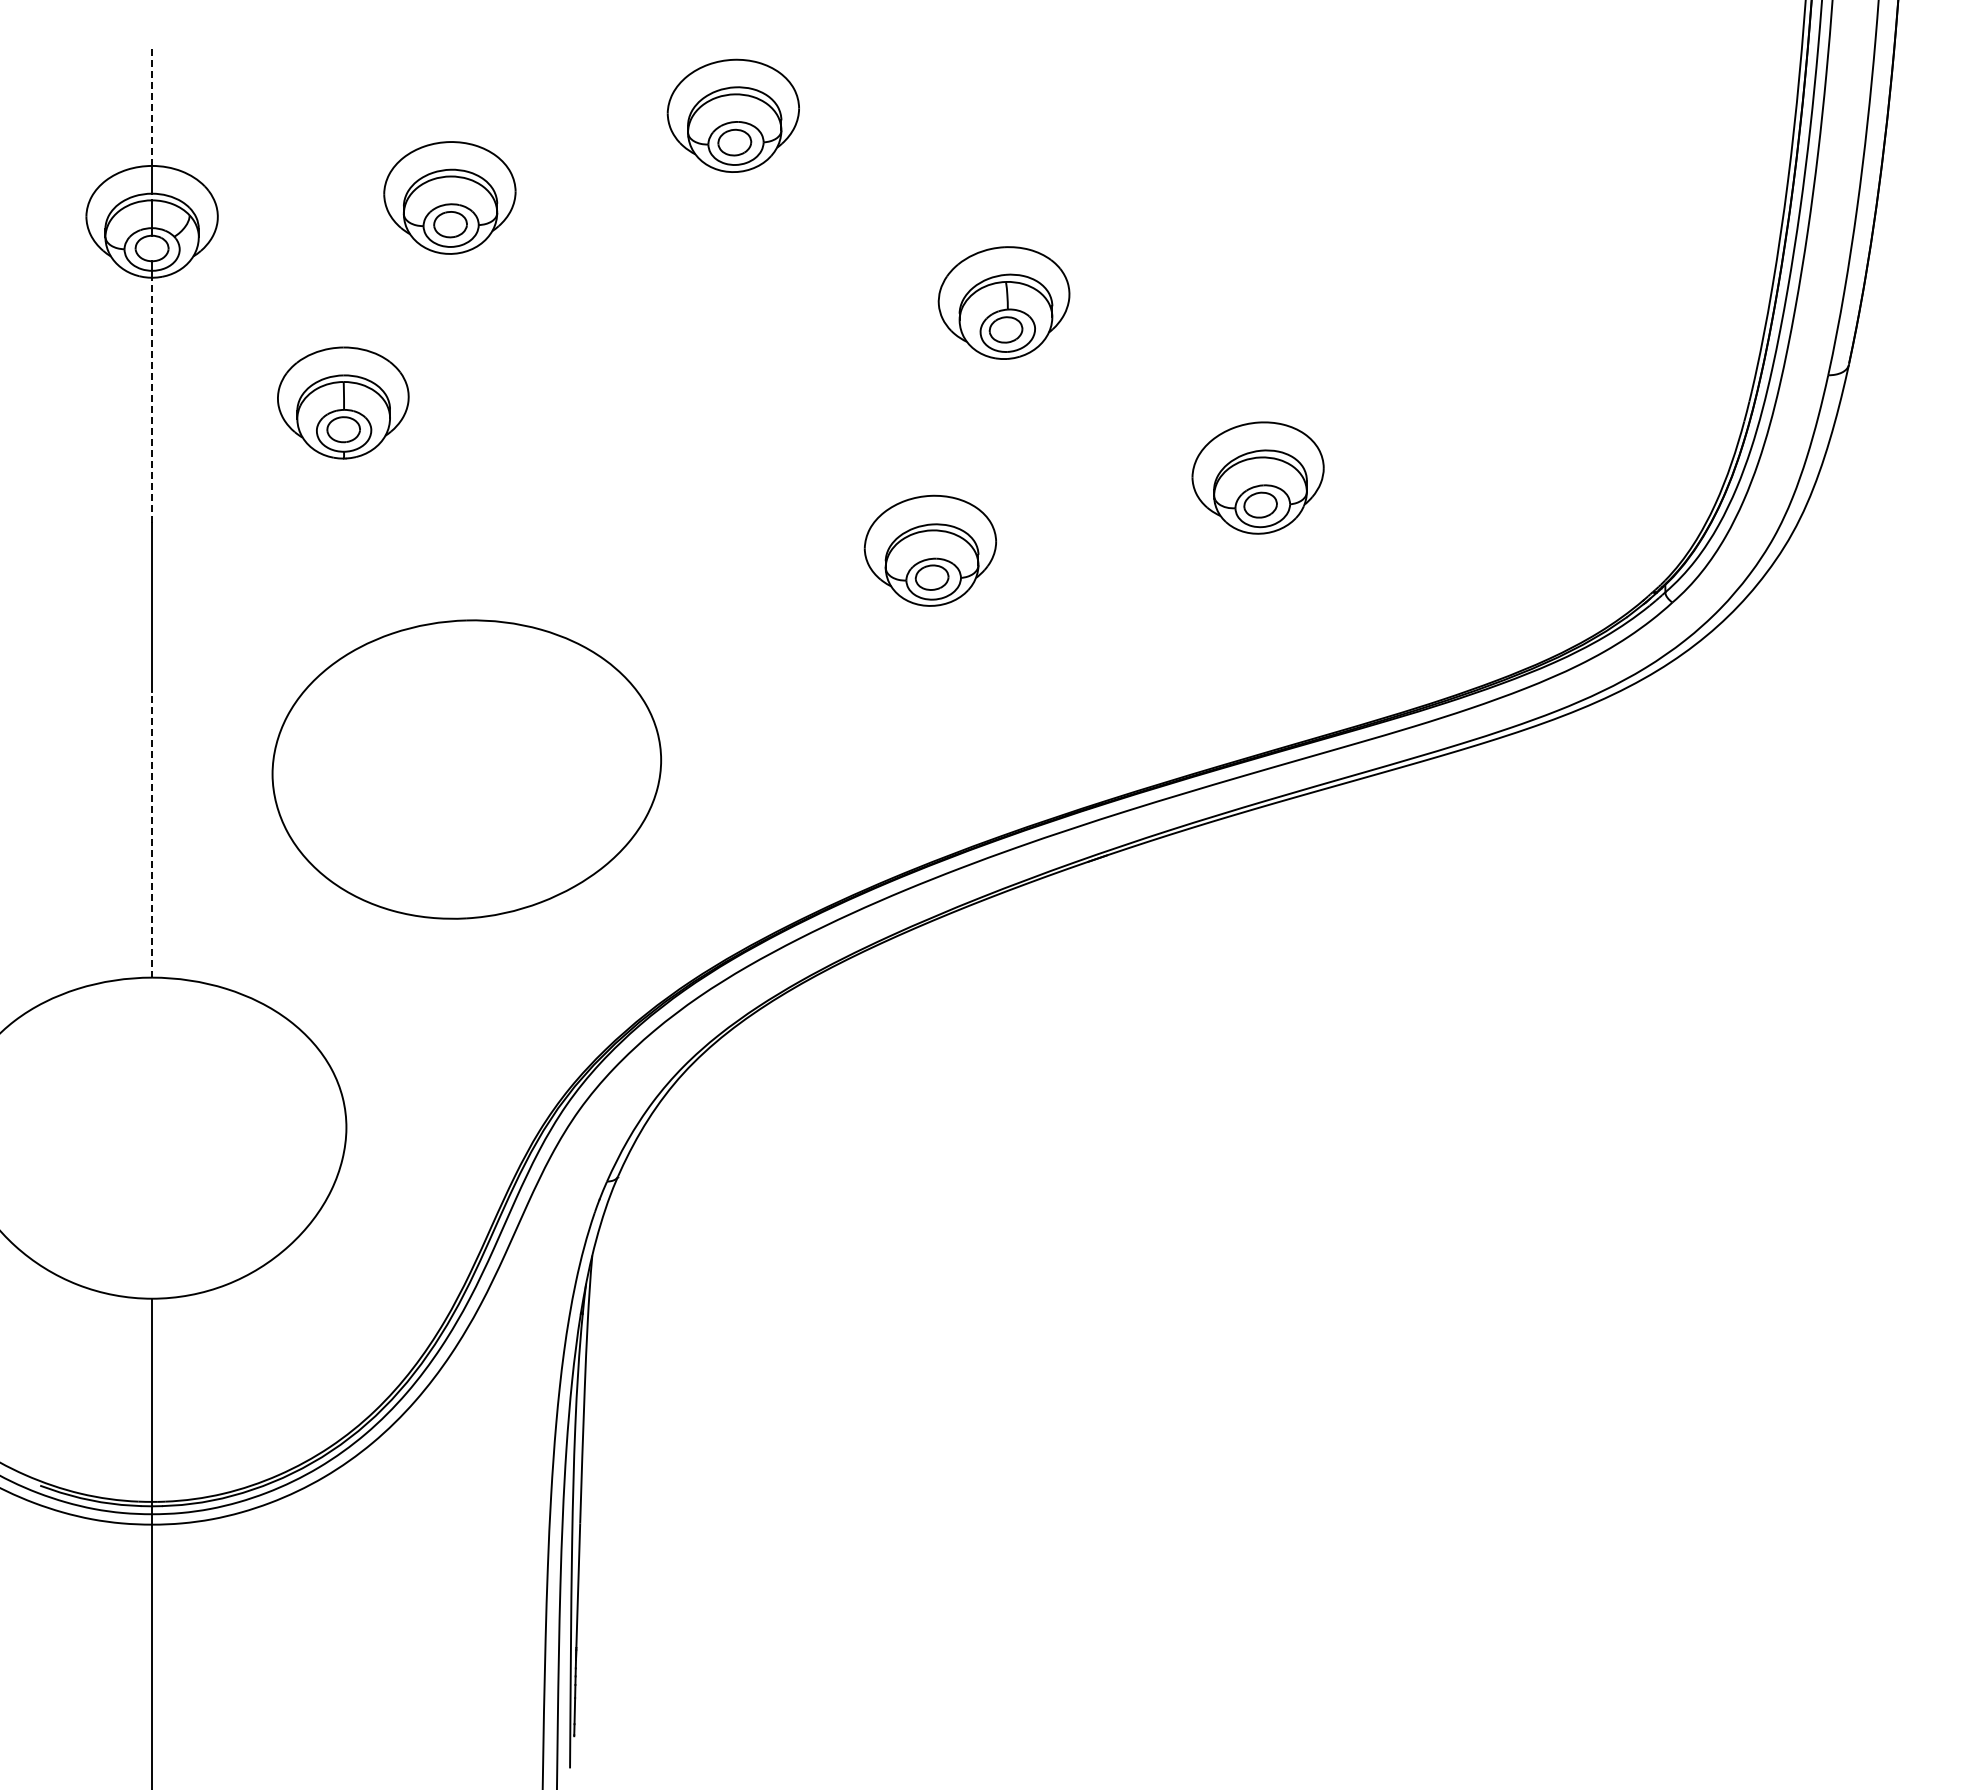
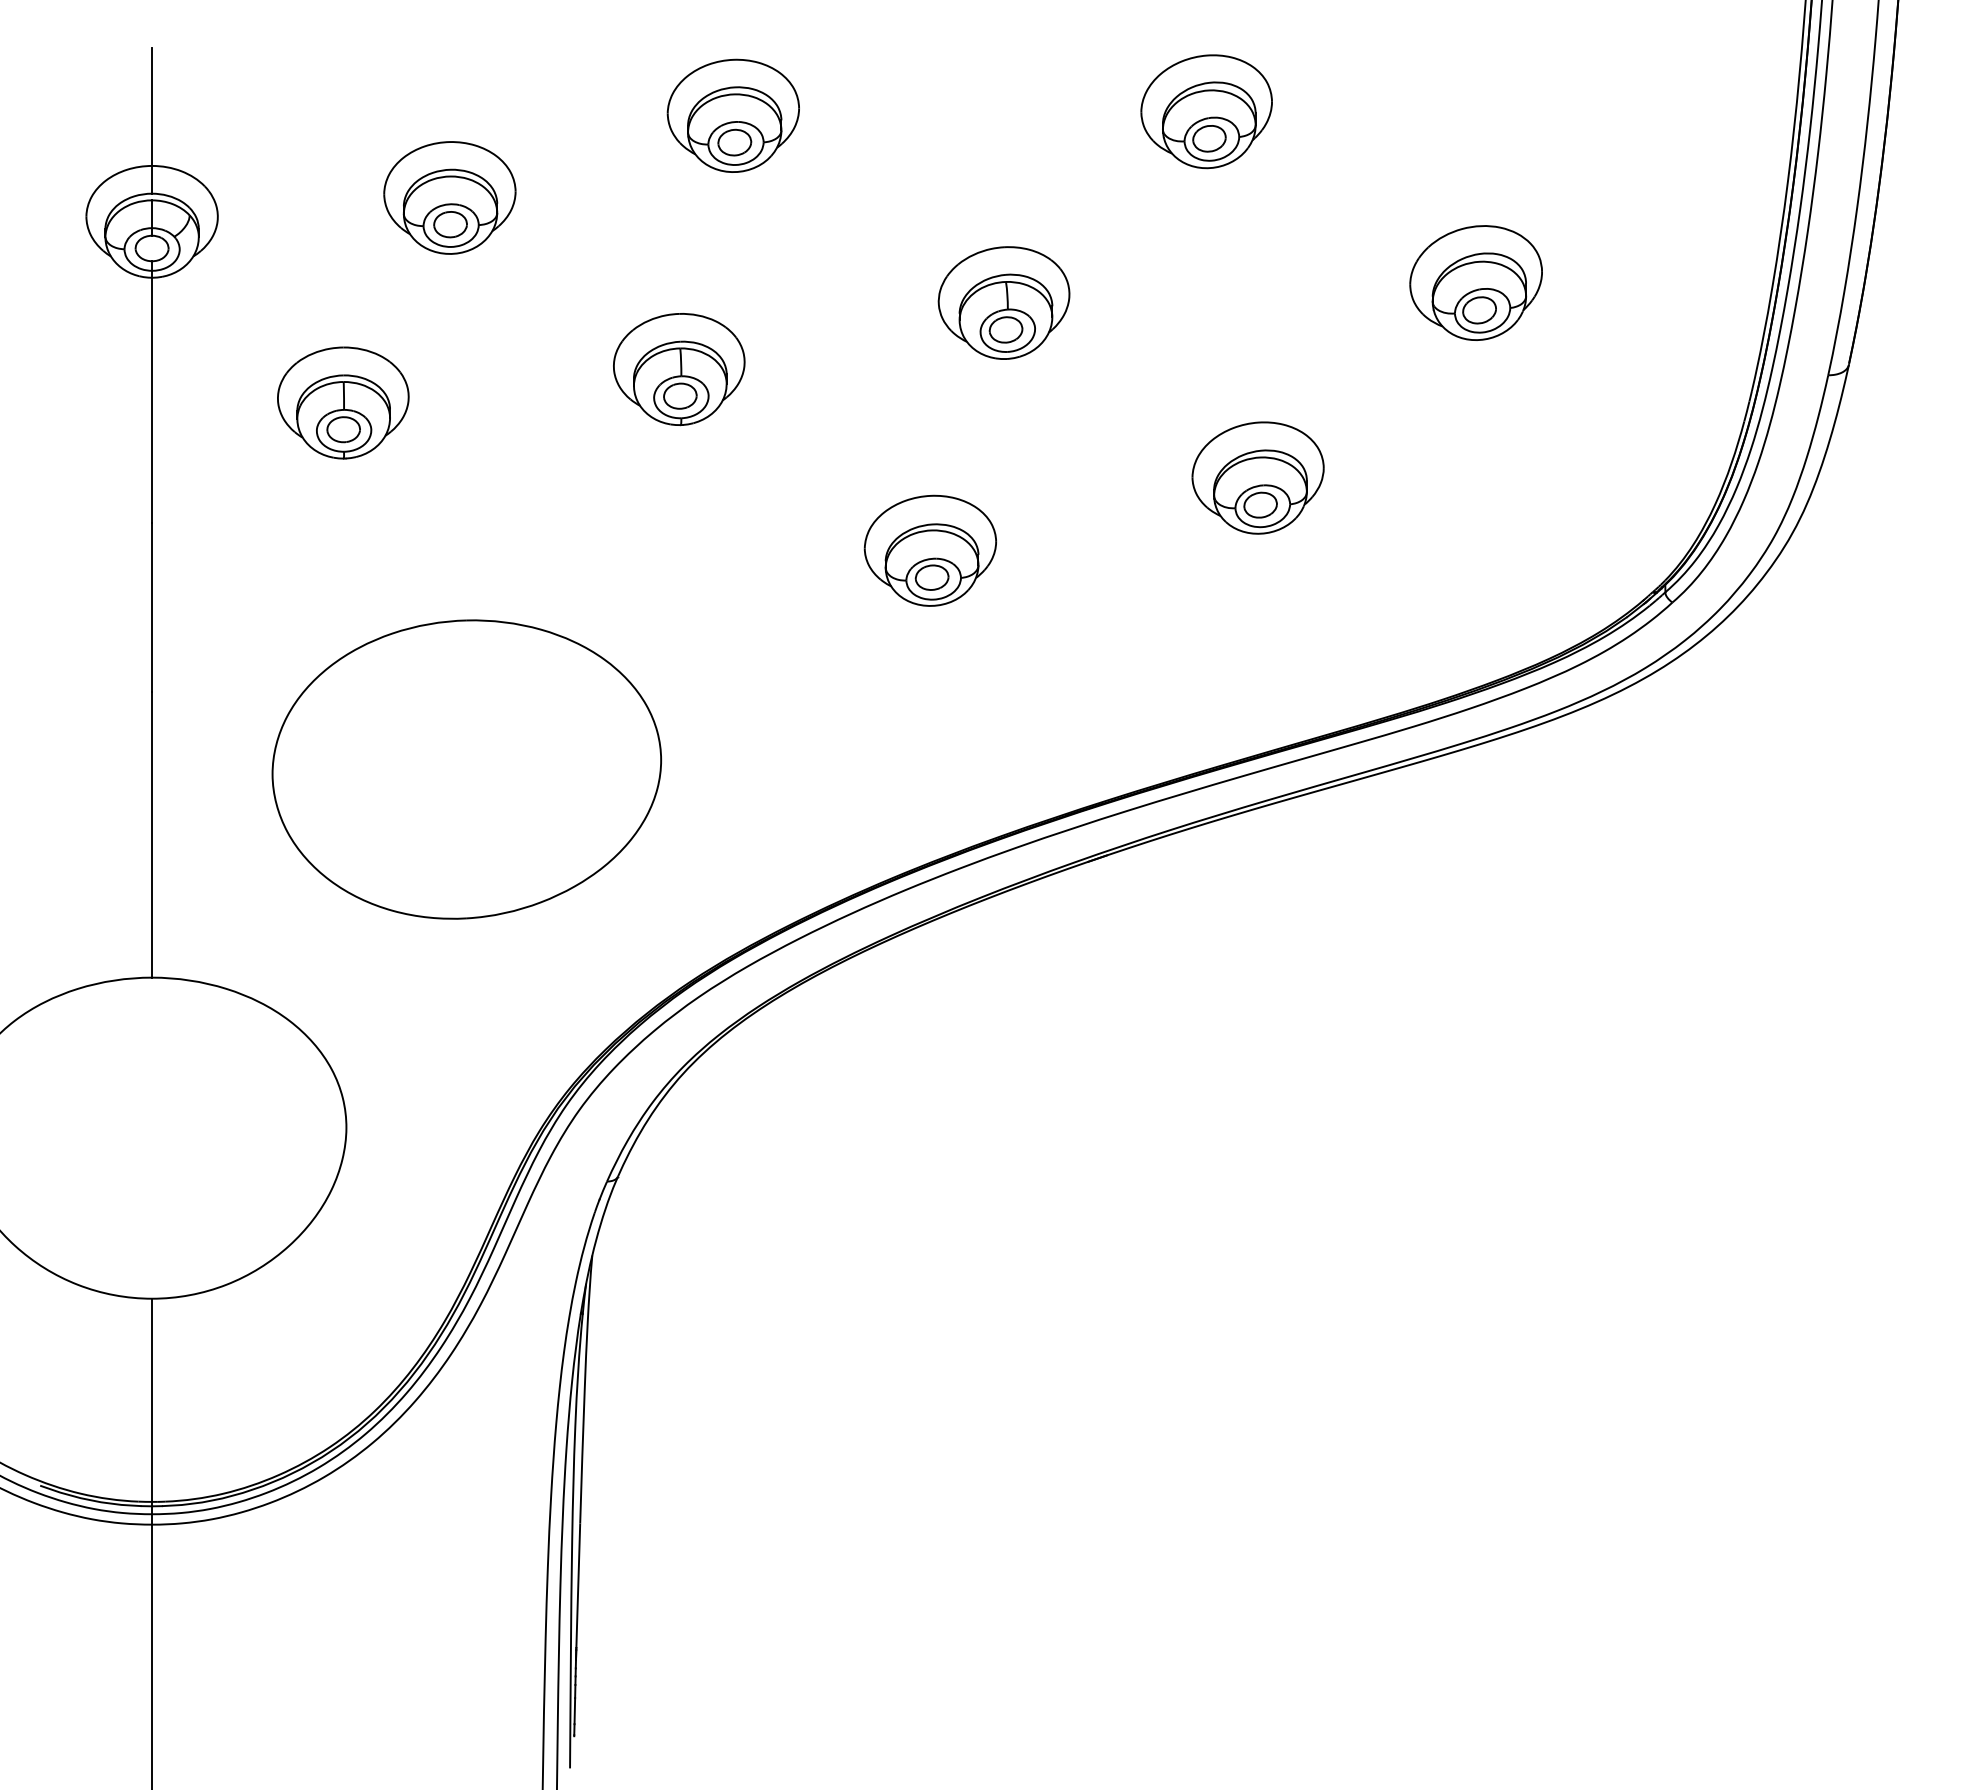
line: dashed -> solid (152, 106)
part: none -> present (1206, 111)
part: none -> present (1475, 282)
part: none -> present (679, 369)
line: dashed -> solid (152, 400)
line: dashed -> solid (152, 834)
